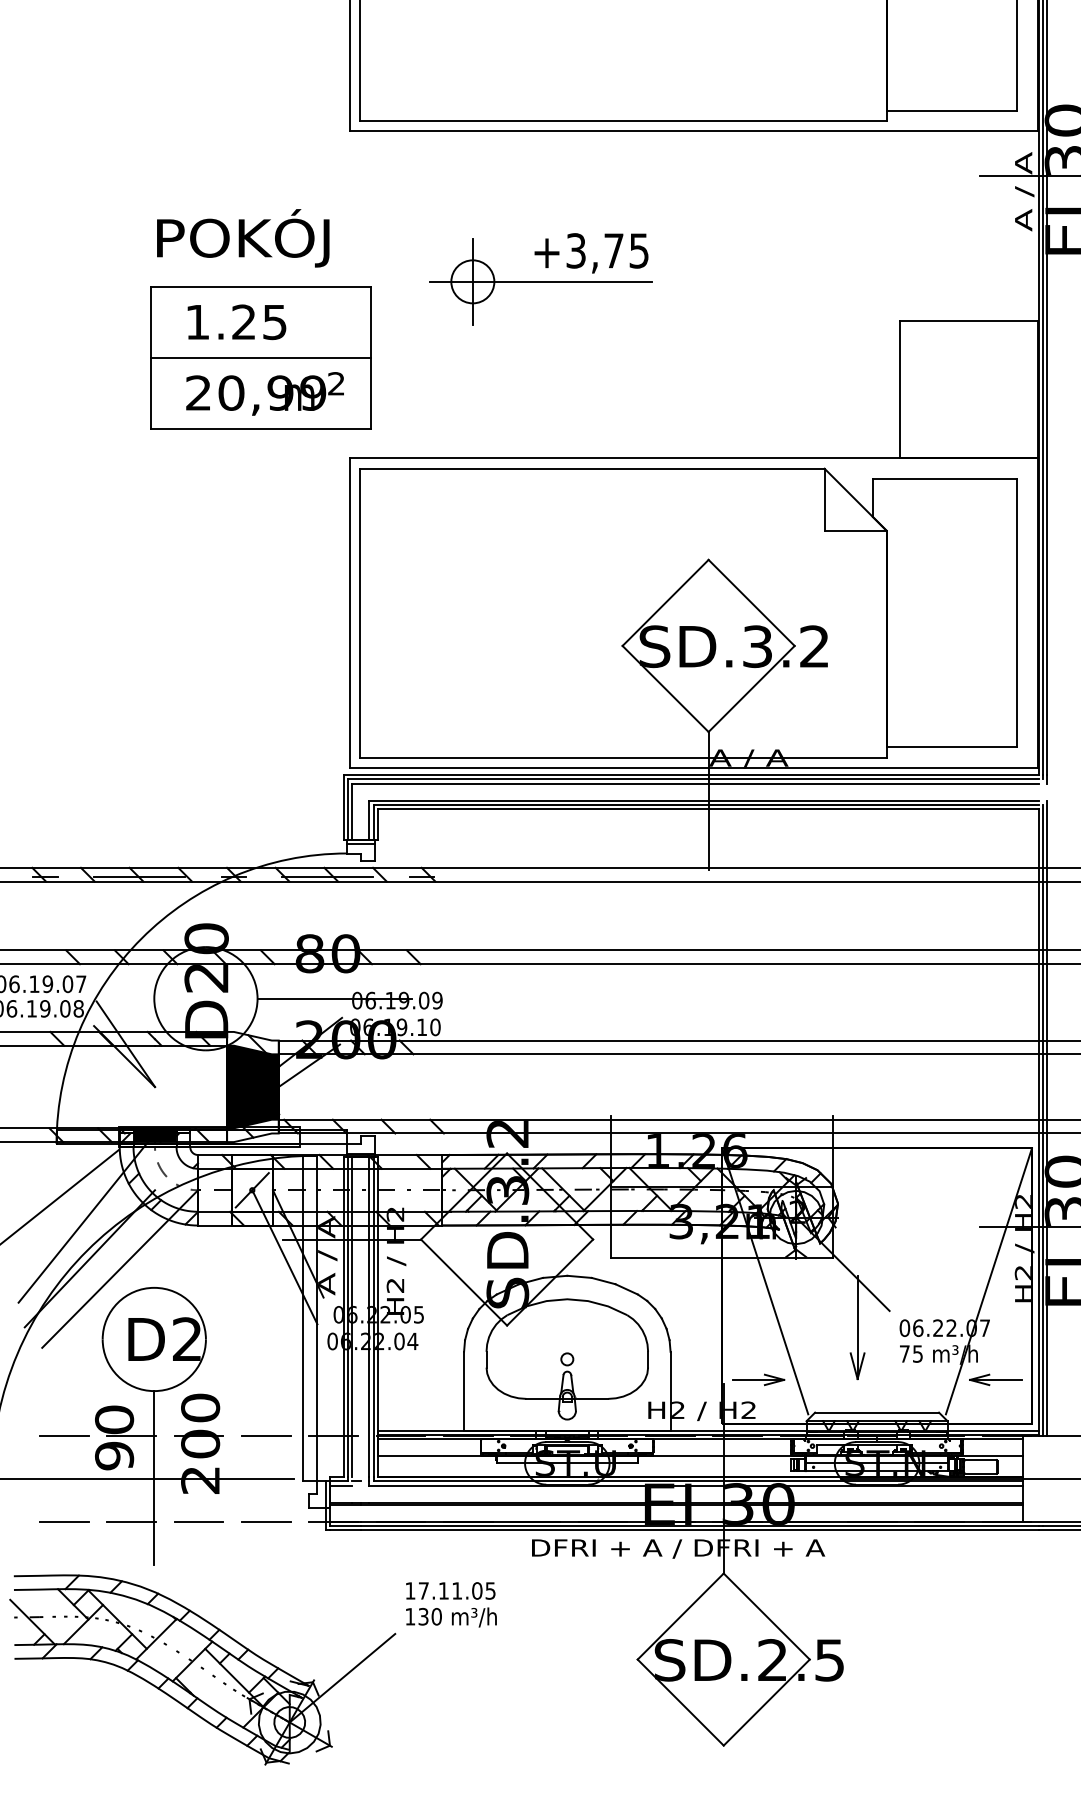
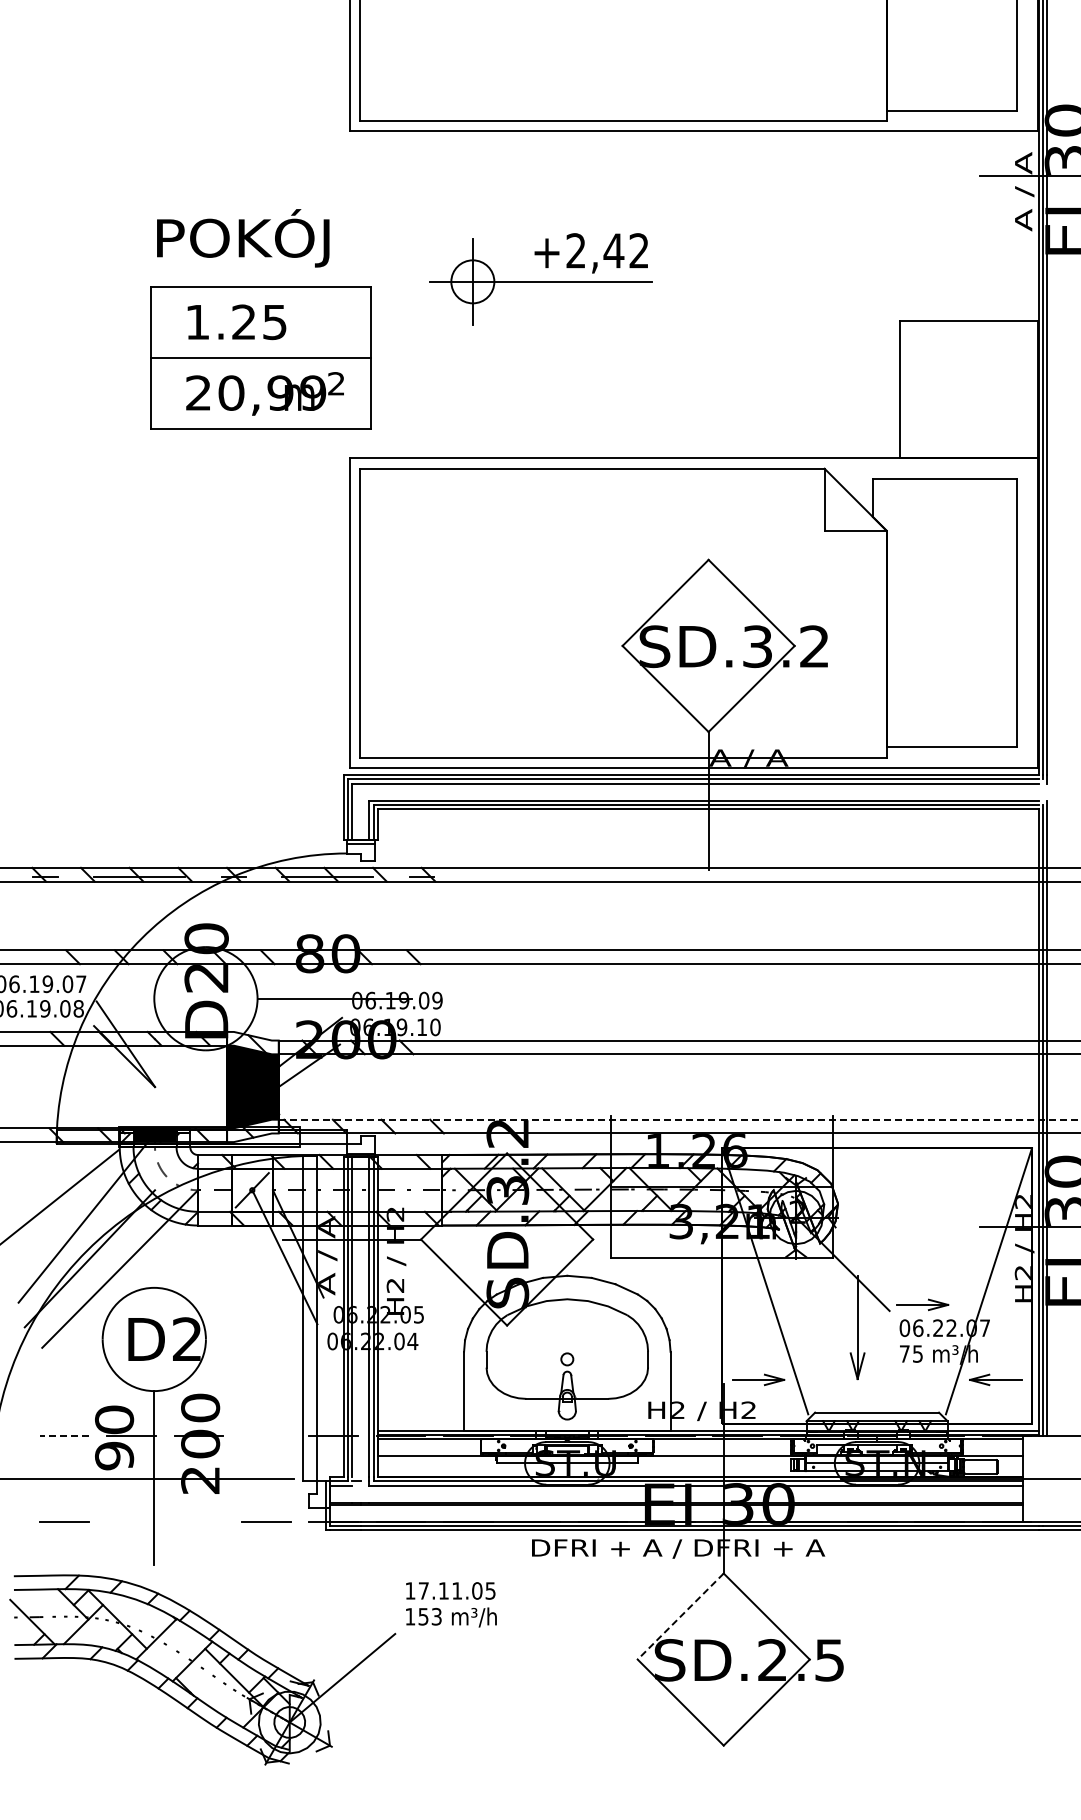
text: +3,75 -> +2,42 (607, 250)
line: solid -> dashed (679, 1119)
part: none -> present (922, 1304)
line: solid -> dashed (63, 1435)
line: present -> none (266, 1435)
line: present -> none (131, 1521)
line: present -> none (198, 1521)
text: 130 -> 153 (430, 1616)
line: solid -> dashed (680, 1616)
